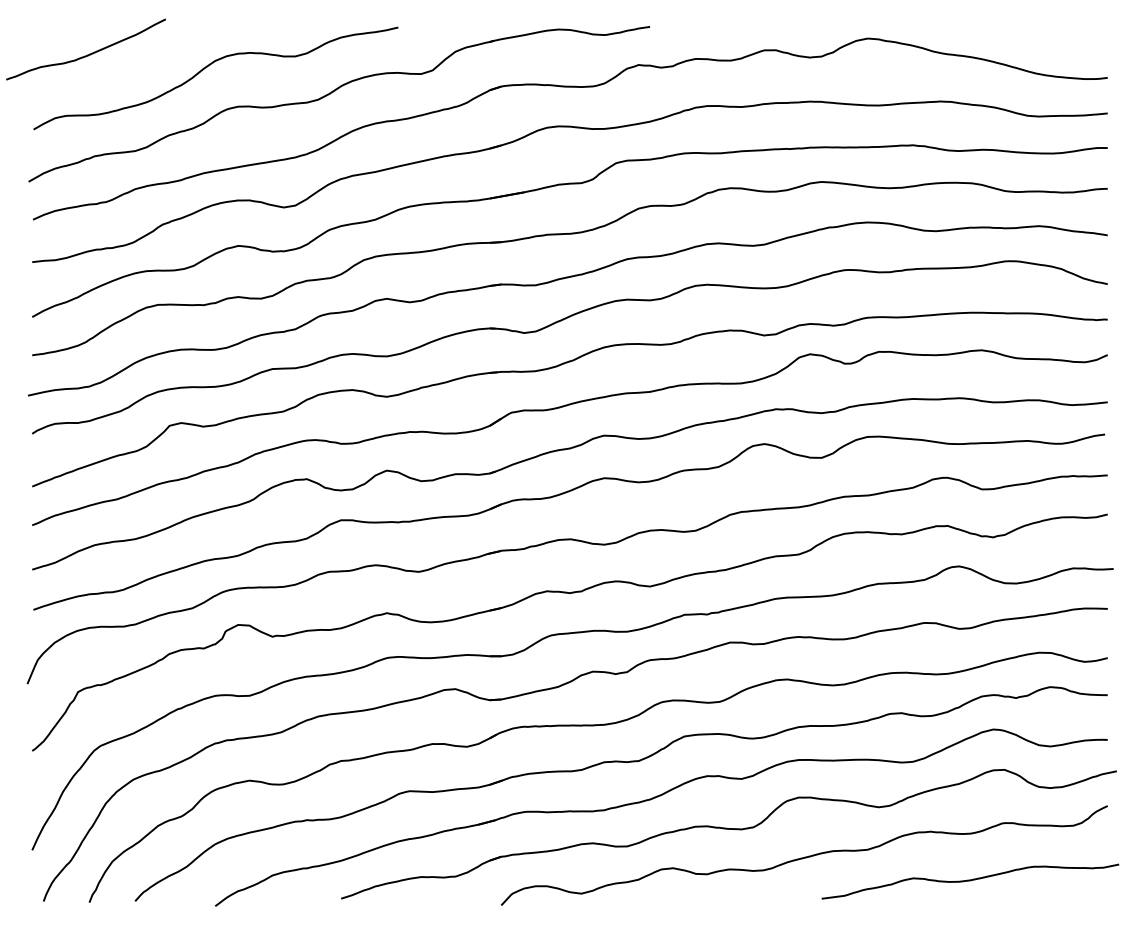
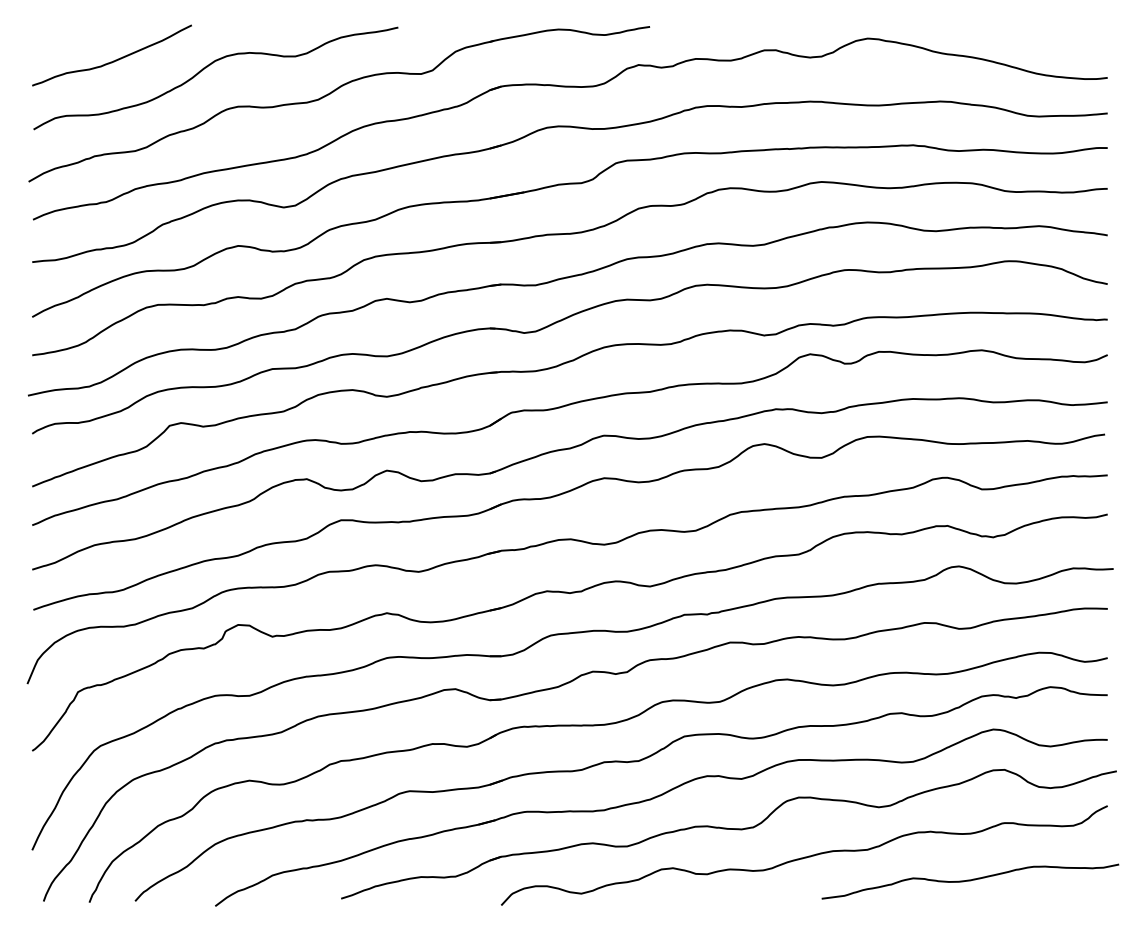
curve position: (87, 54) -> (113, 60) (113, 60)
